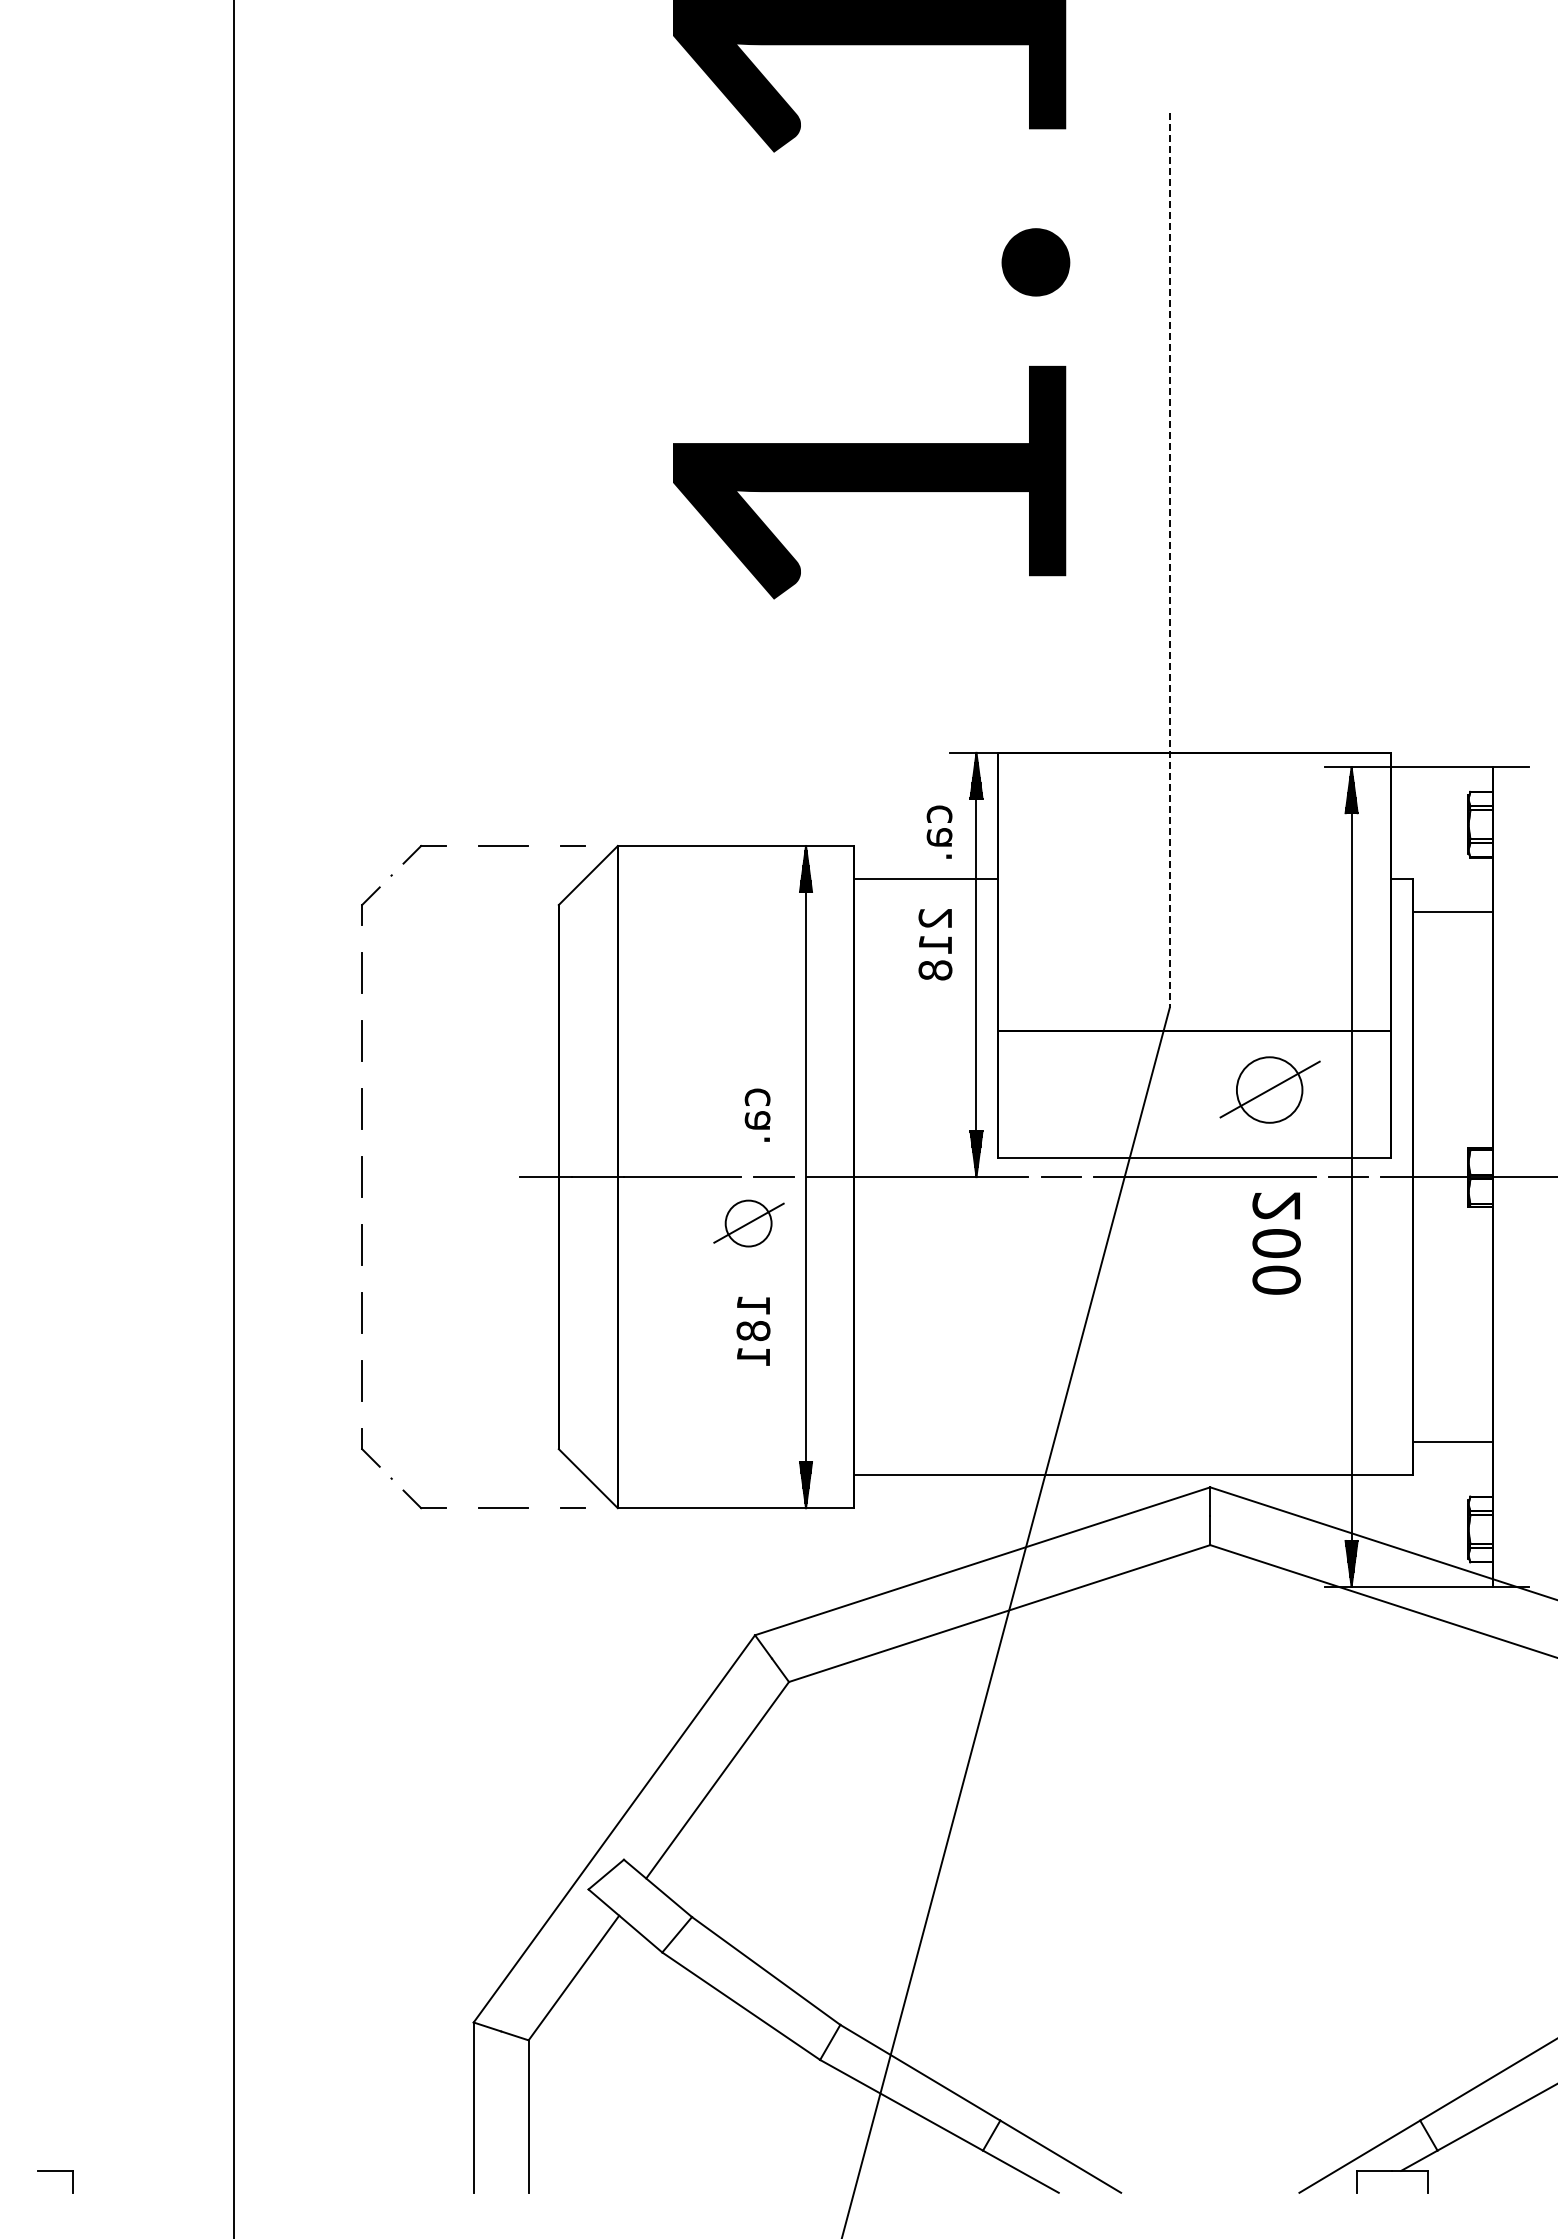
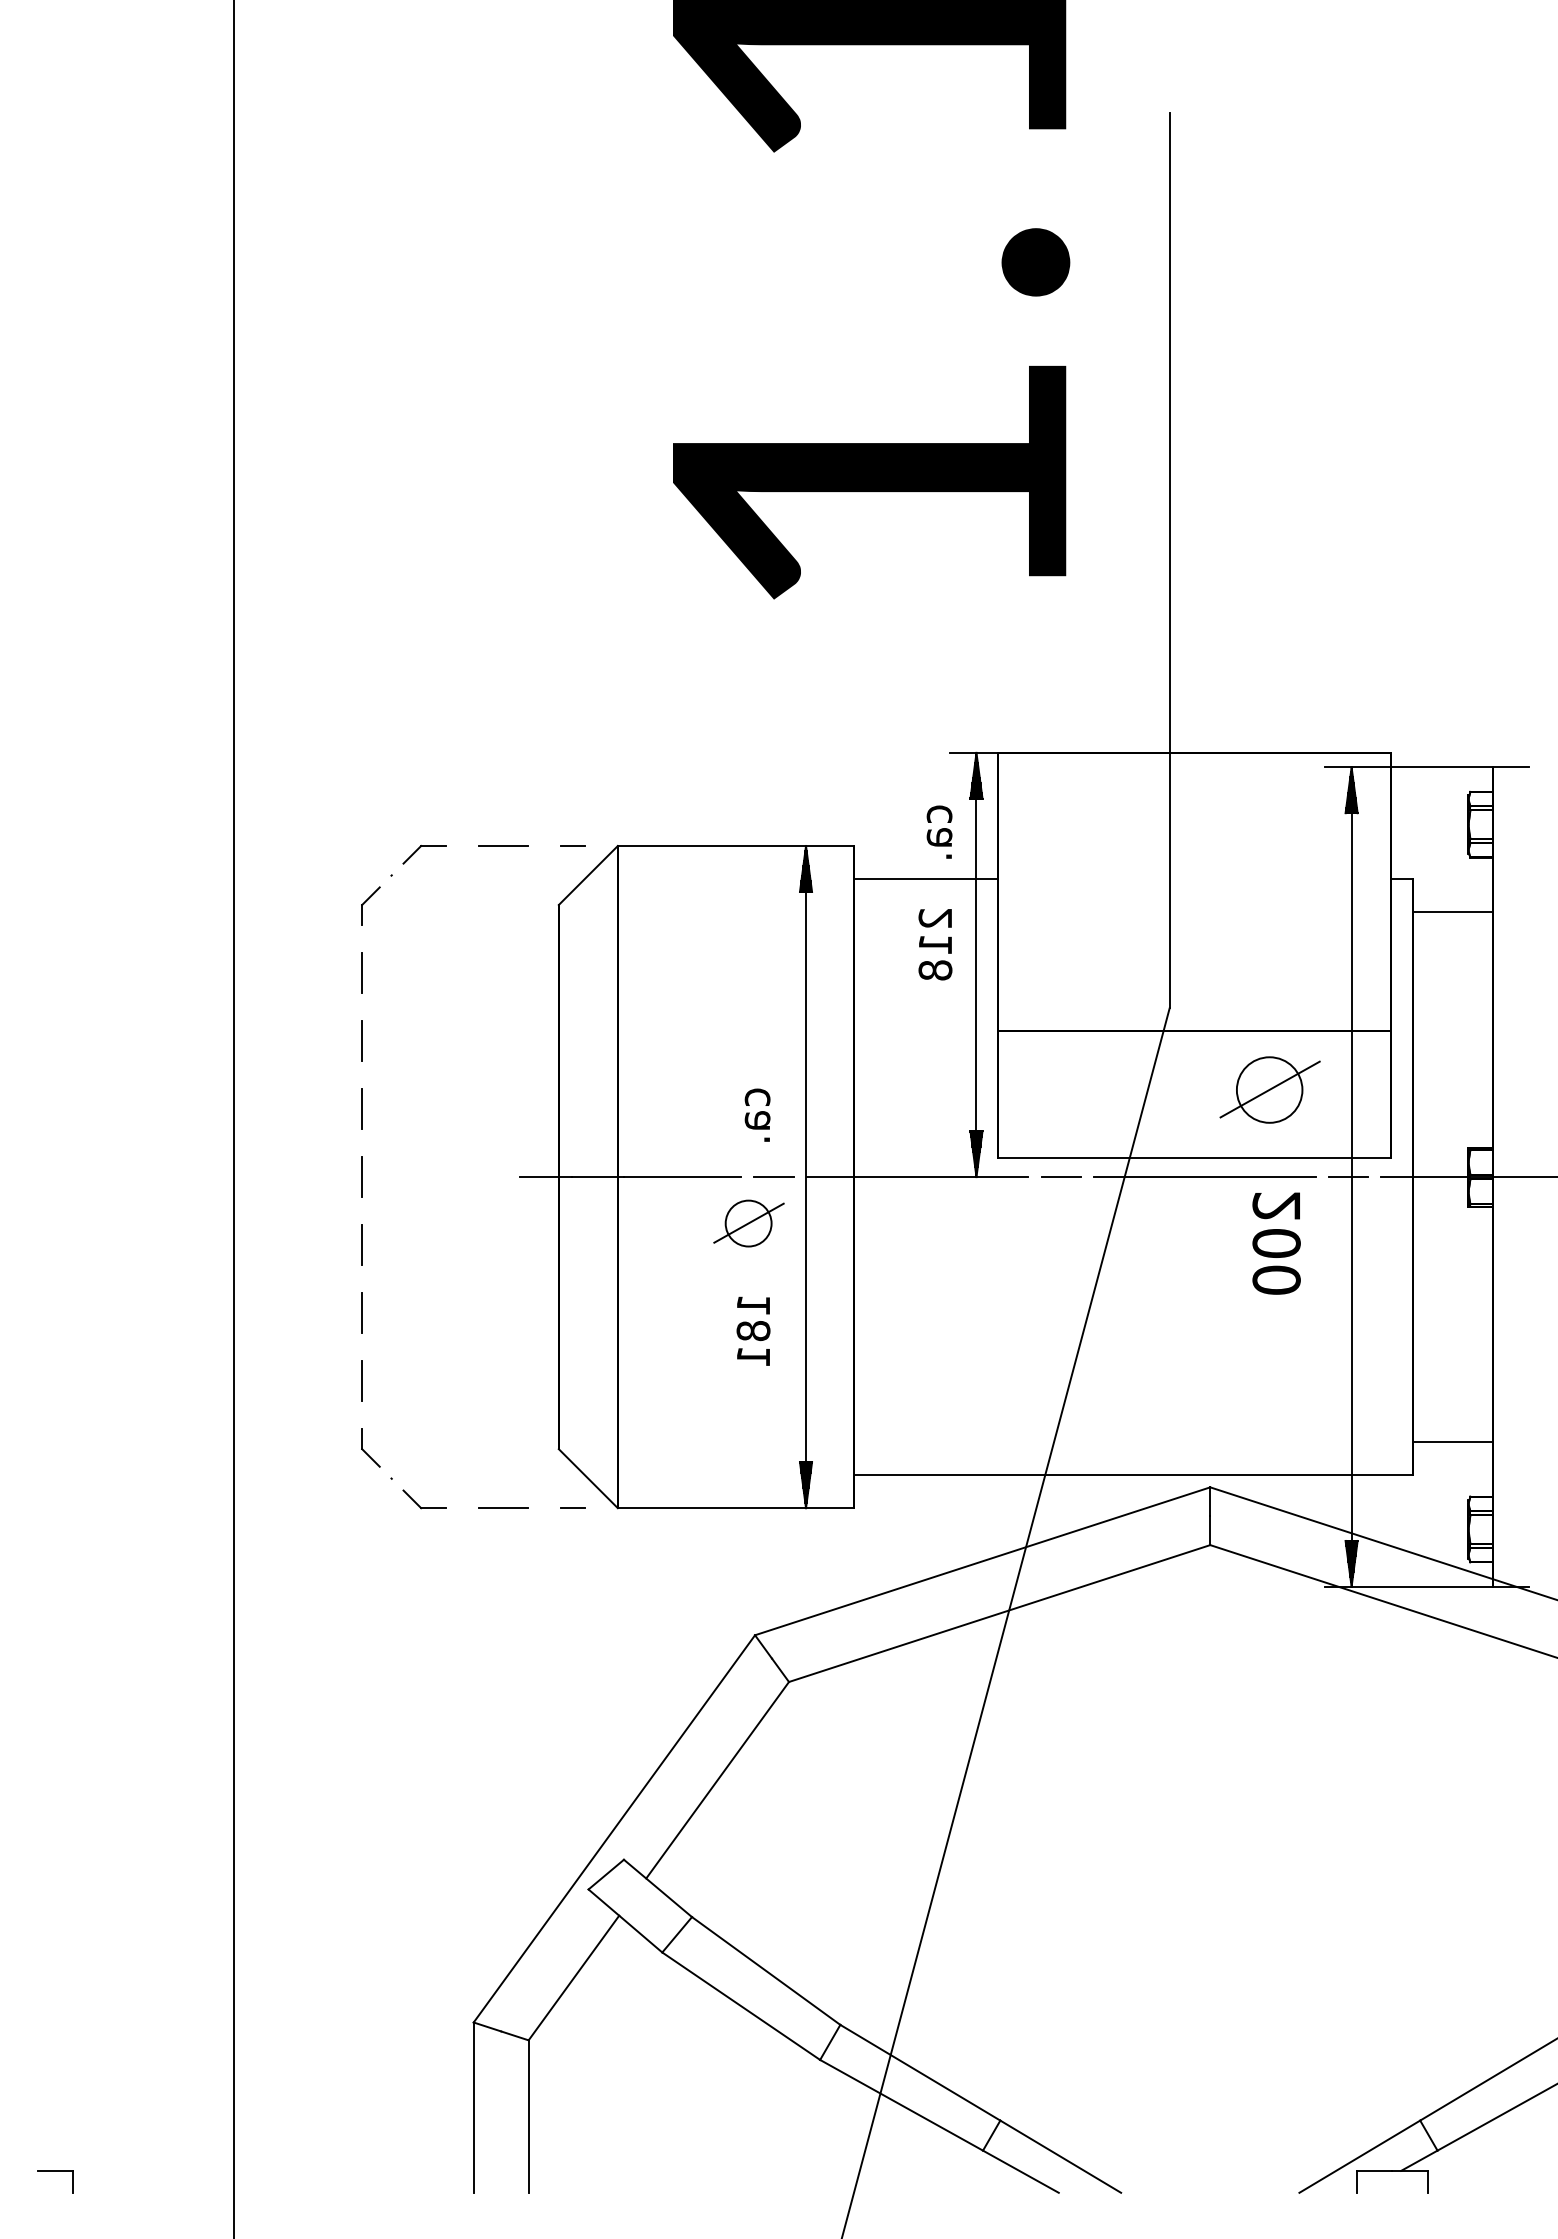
line: dashed -> solid (1169, 560)
